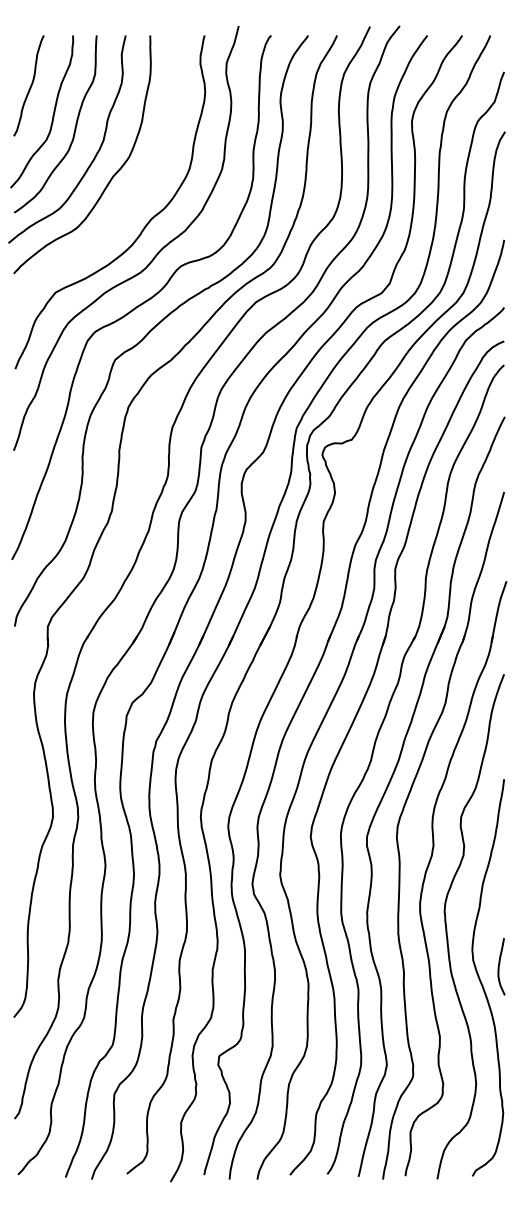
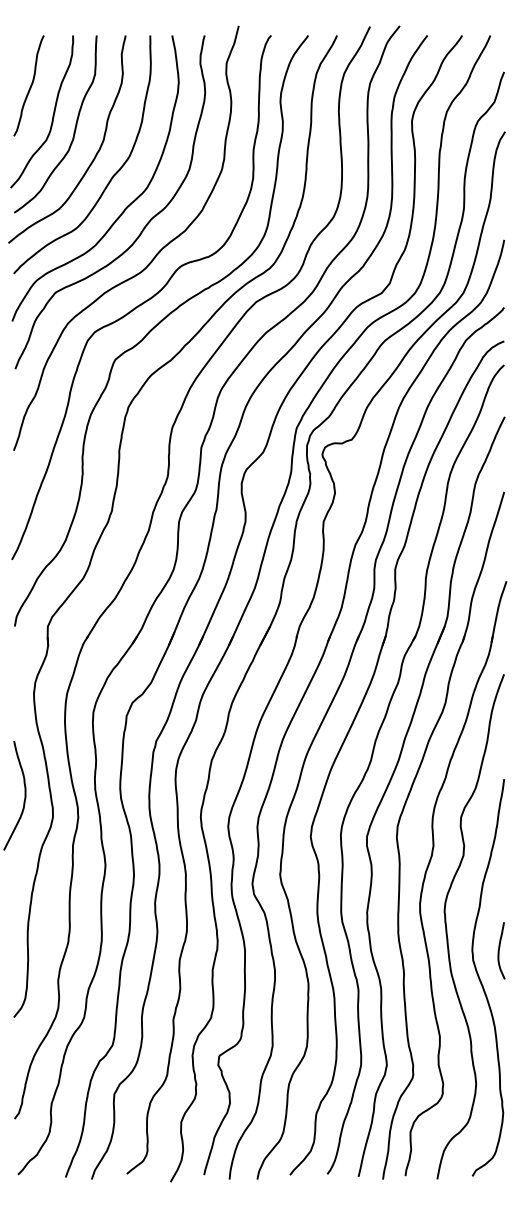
curve: none -> present (125, 207)
curve: none -> present (24, 795)
curve position: (499, 966) -> (499, 950) (499, 950)
